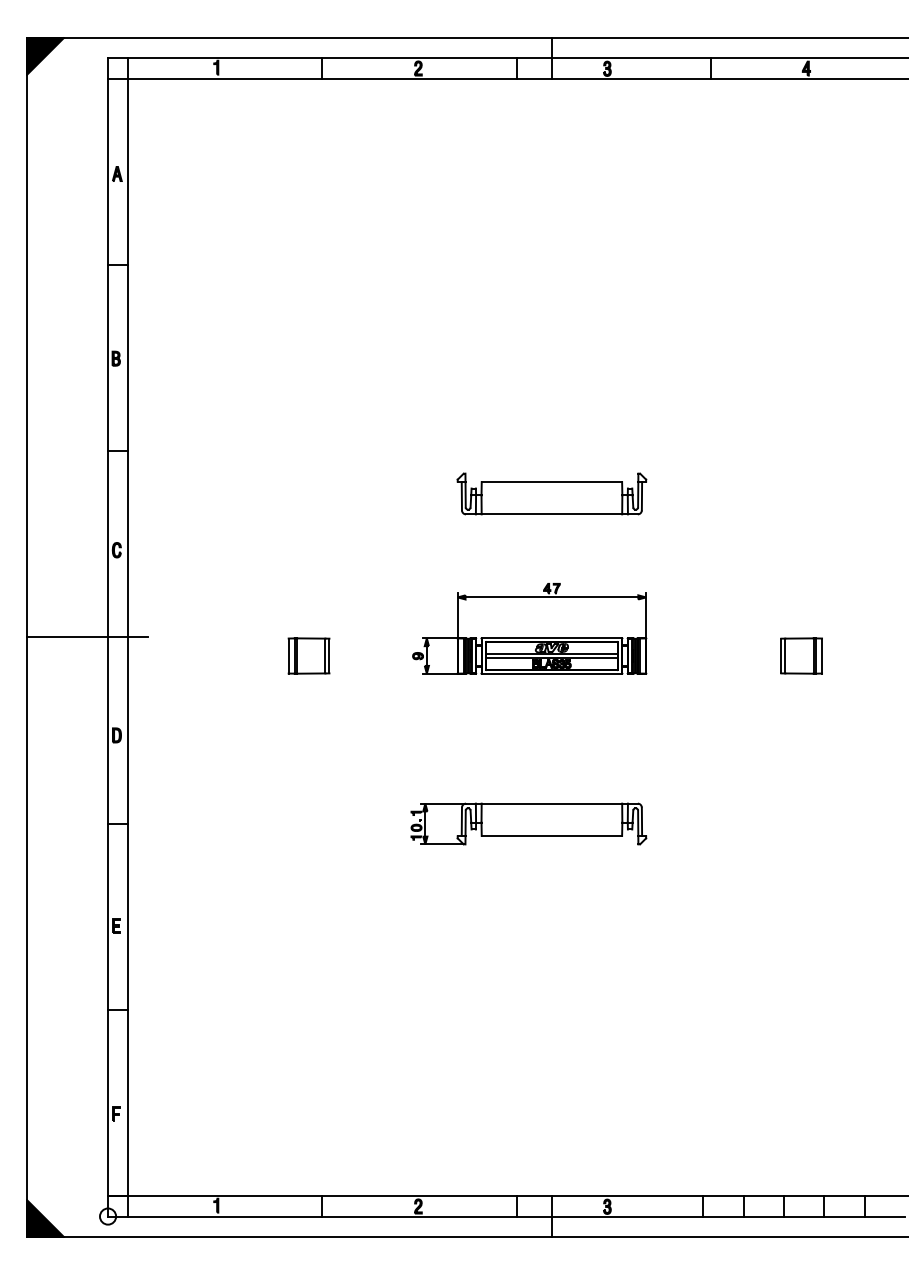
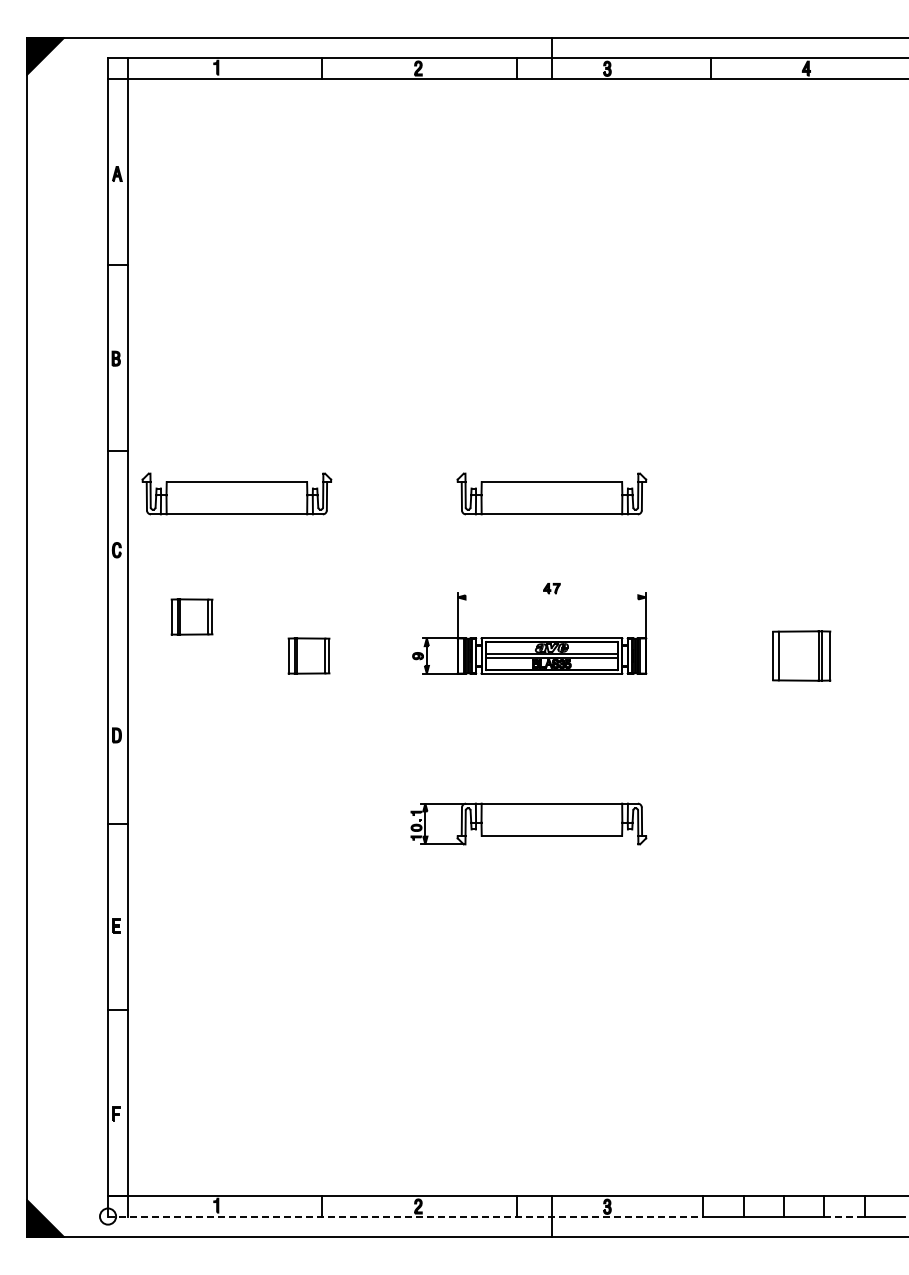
part: none -> present (236, 493)
line: present -> none (551, 597)
part: none -> present (191, 616)
line: present -> none (87, 637)
part size: 43x38 px -> 60x52 px (801, 655)
line: solid -> dashed (405, 1216)
line: solid -> dashed (845, 1216)
